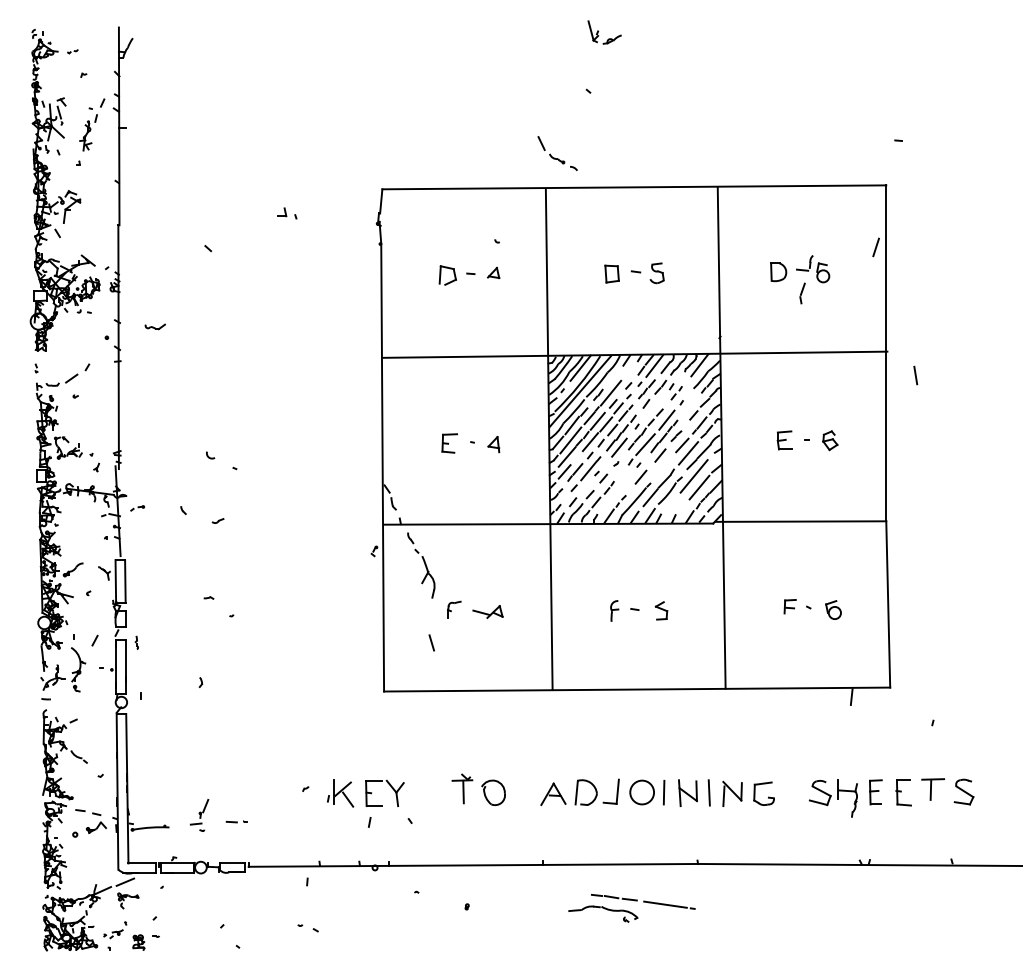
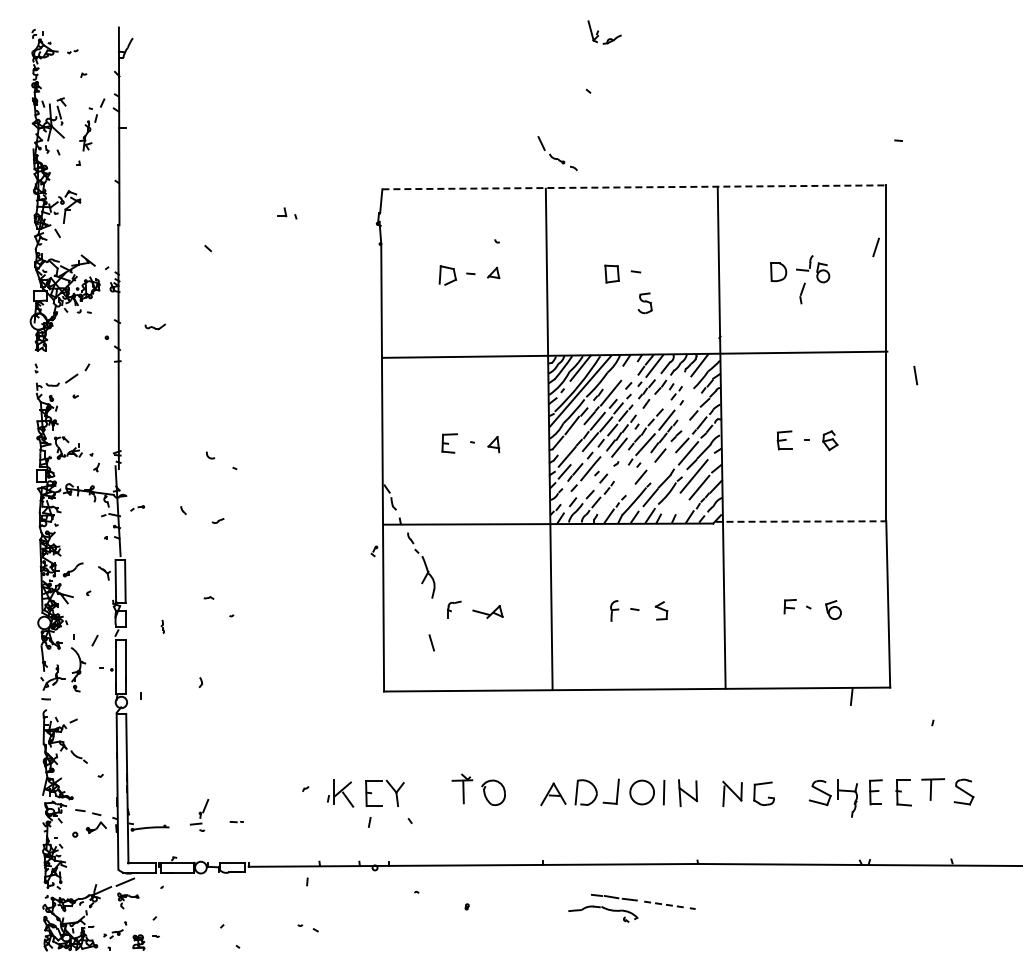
line: solid -> dashed (634, 187)
part position: (656, 273) -> (644, 303) (644, 303)
line: present -> none (570, 440)
line: solid -> dashed (801, 521)
part position: (136, 642) -> (162, 626) (162, 626)
line: present -> none (708, 792)
part size: 23x4 px -> 15x3 px (236, 822)
line: solid -> dashed (665, 904)
